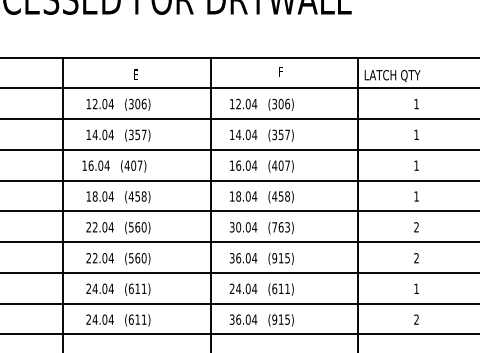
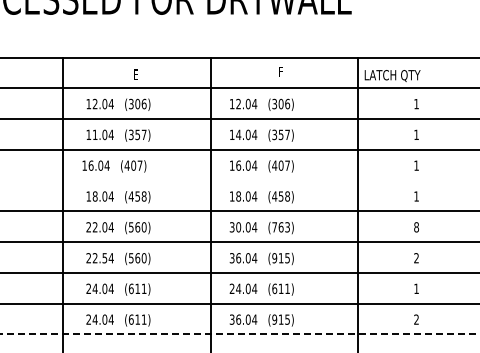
text: 14.04 -> 11.04 (94, 134)
line: present -> none (239, 180)
text: 2 -> 8 (416, 227)
text: 22.04 -> 22.54 (104, 258)
line: solid -> dashed (239, 334)
